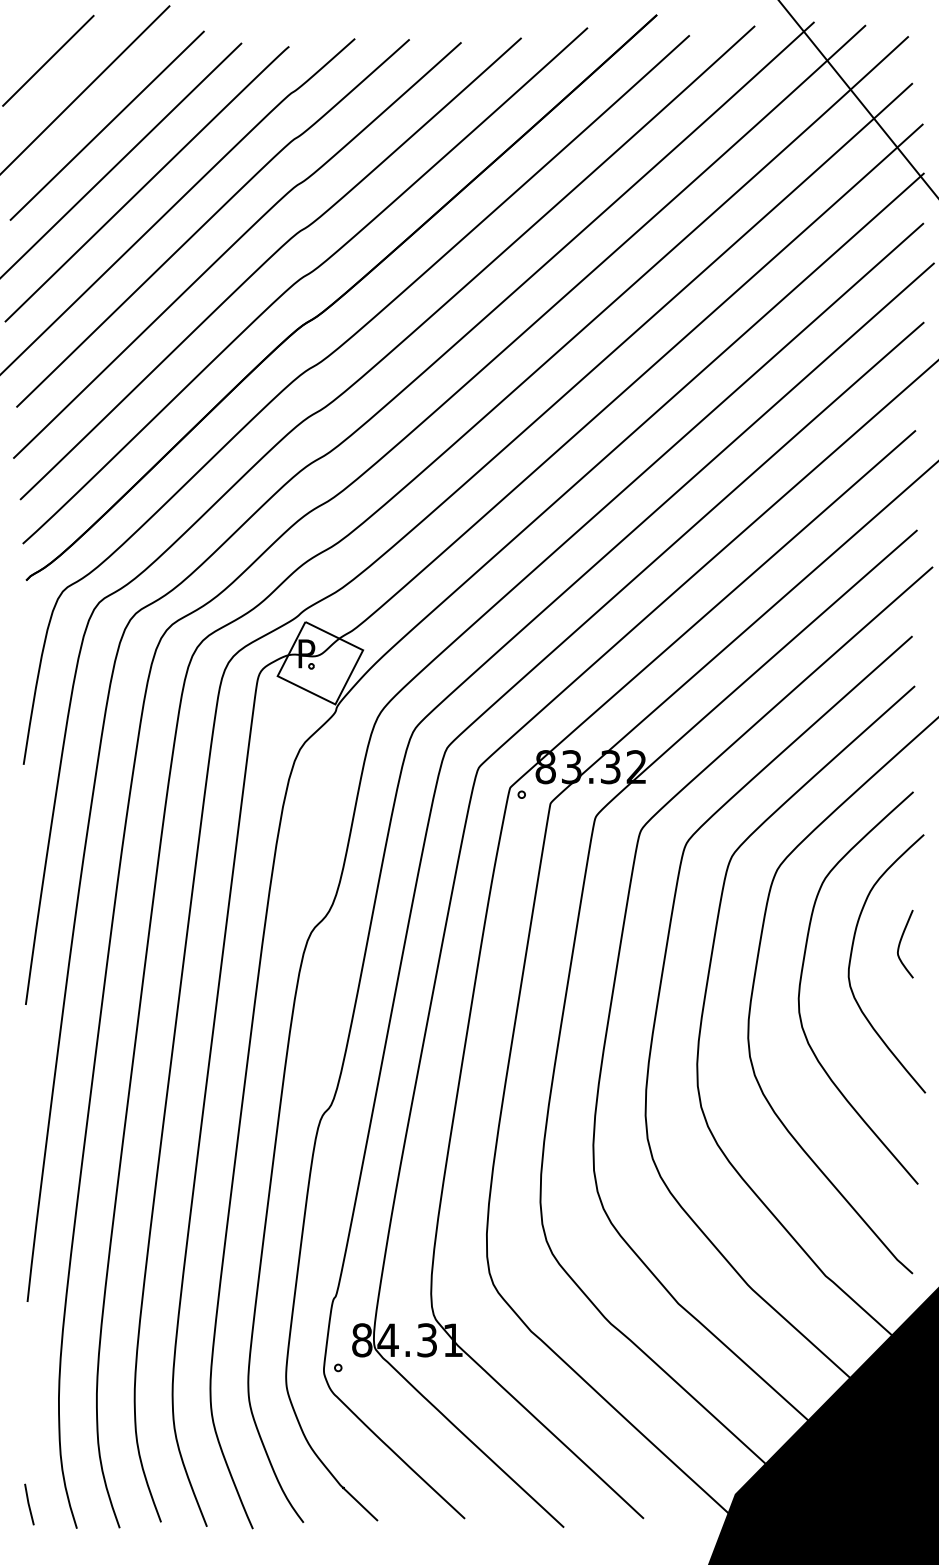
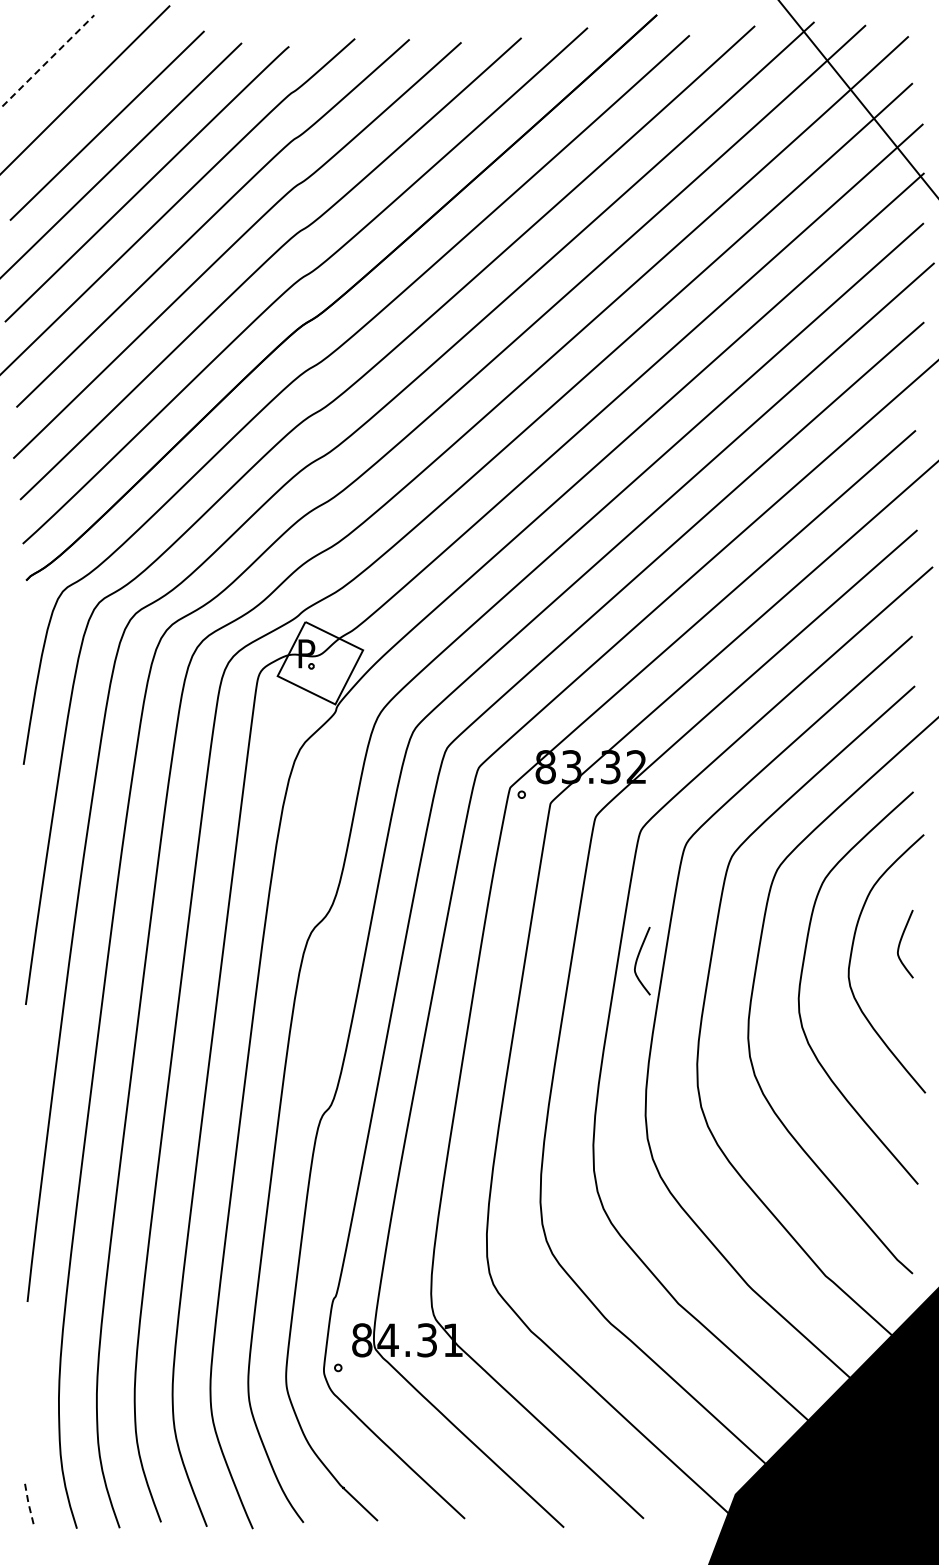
line: solid -> dashed (48, 60)
curve: none -> present (638, 958)
line: solid -> dashed (28, 1504)
